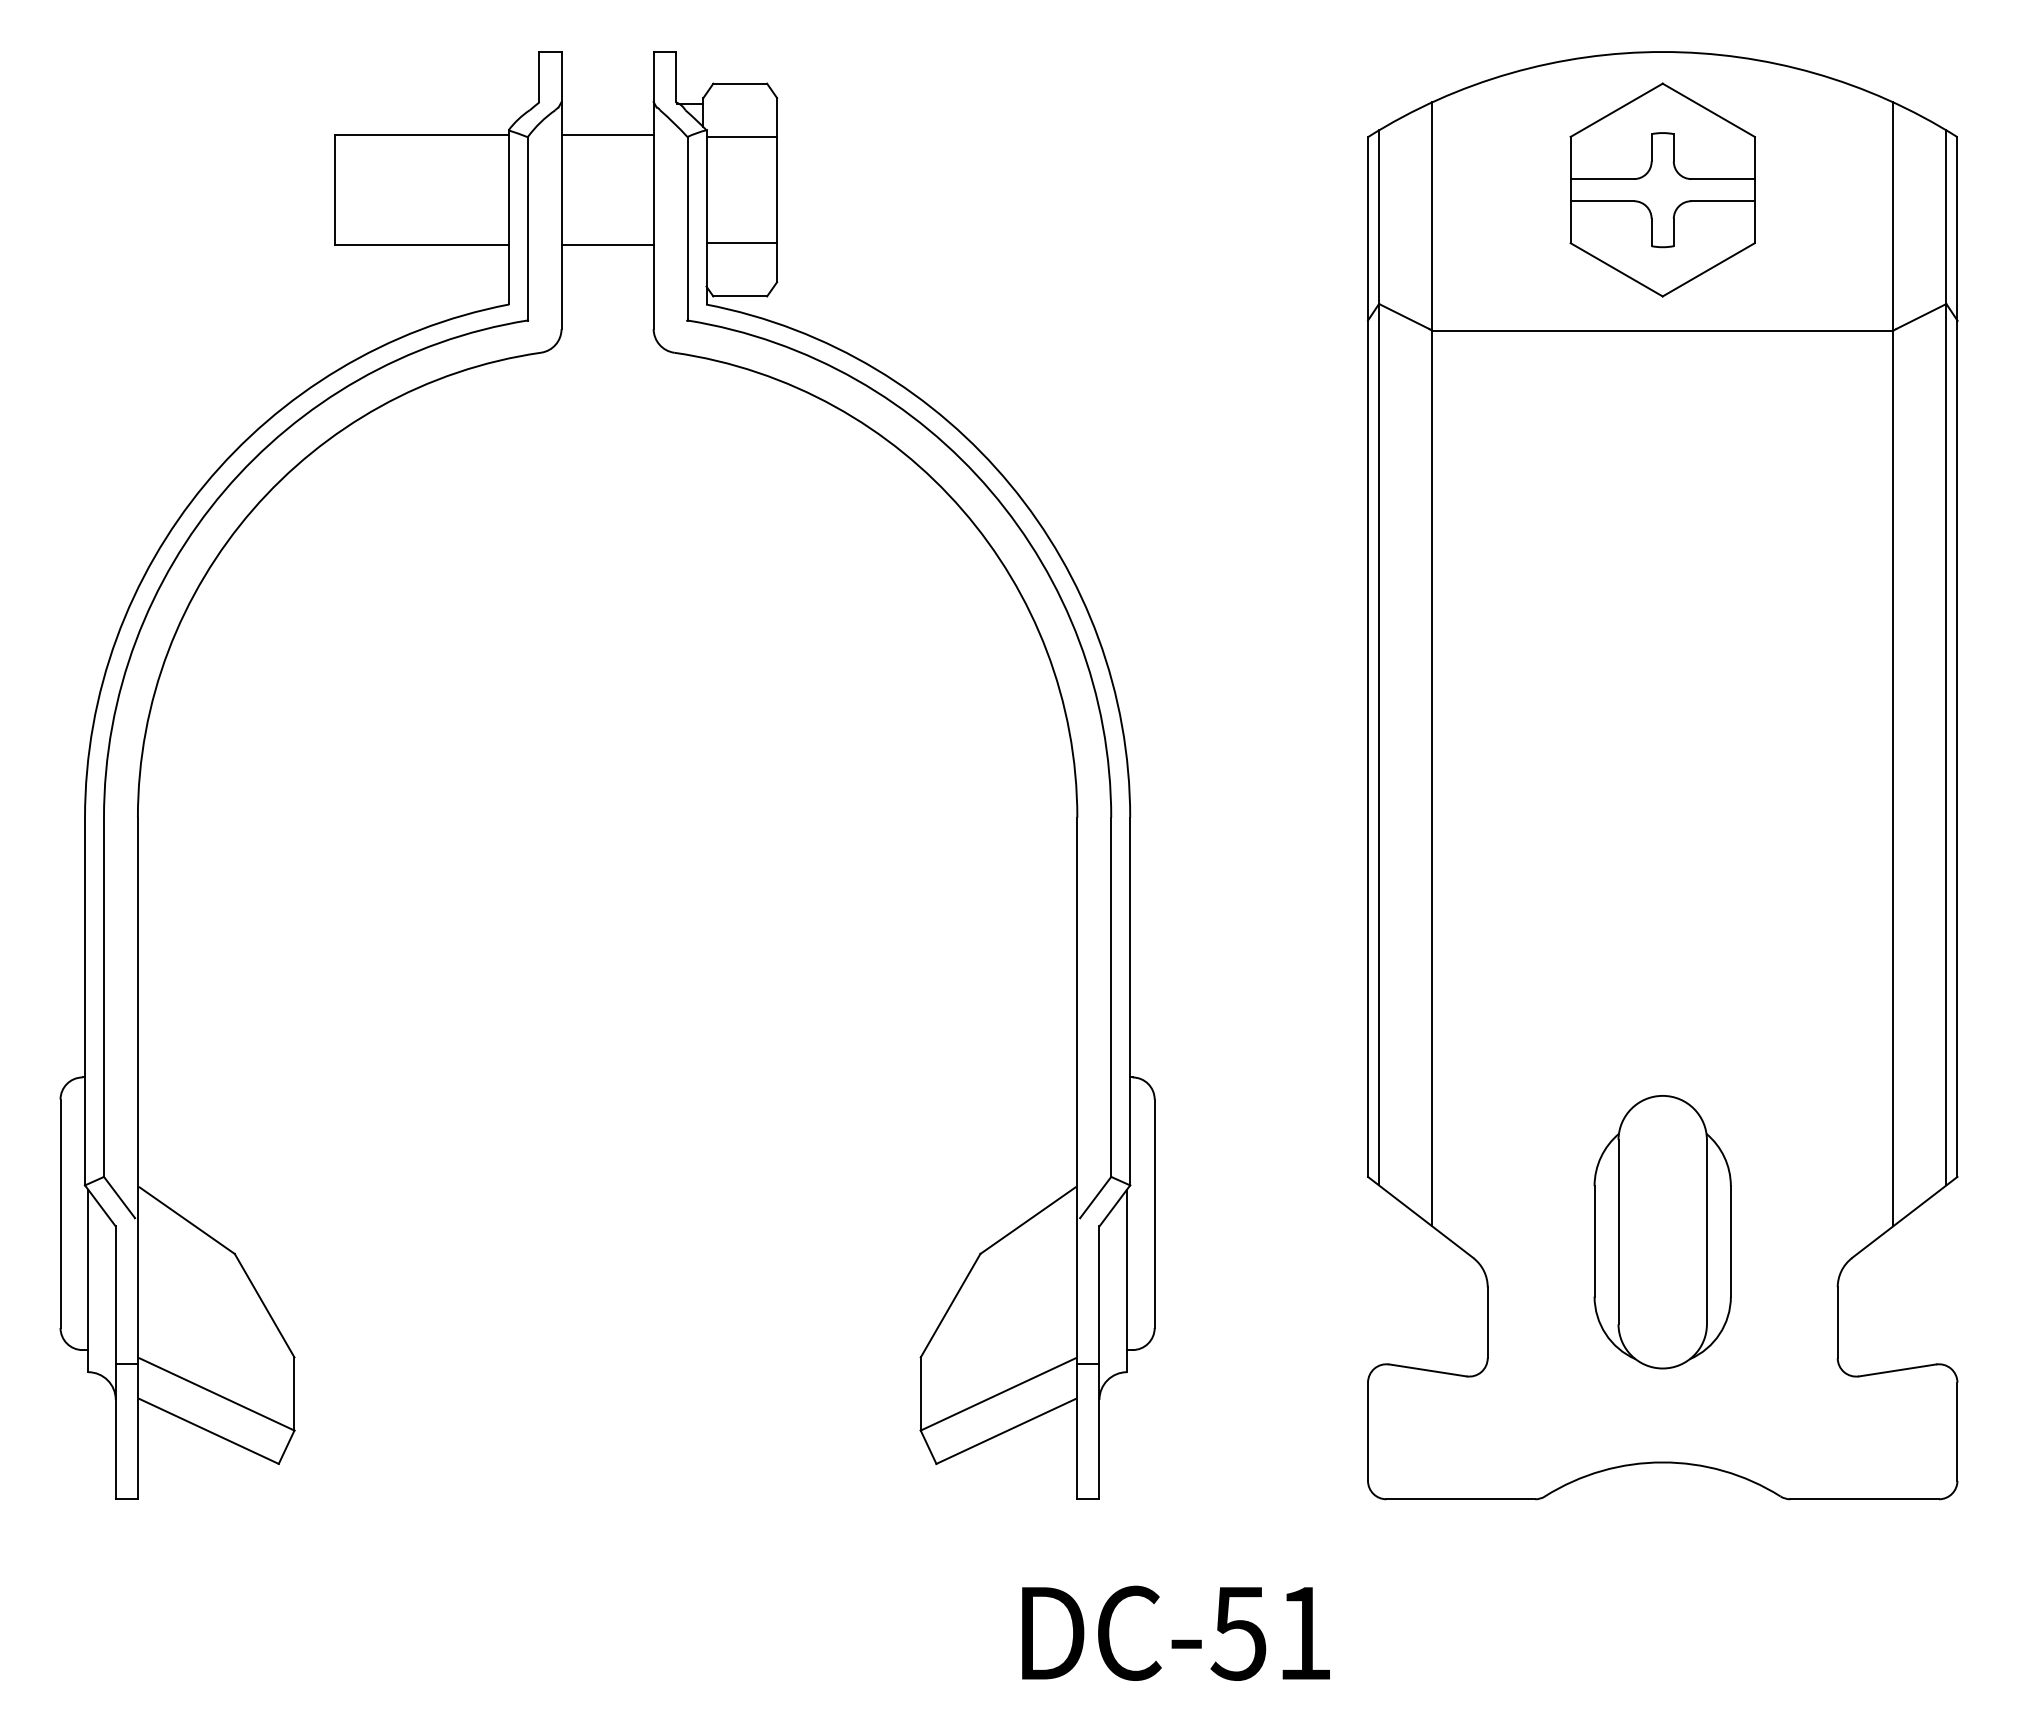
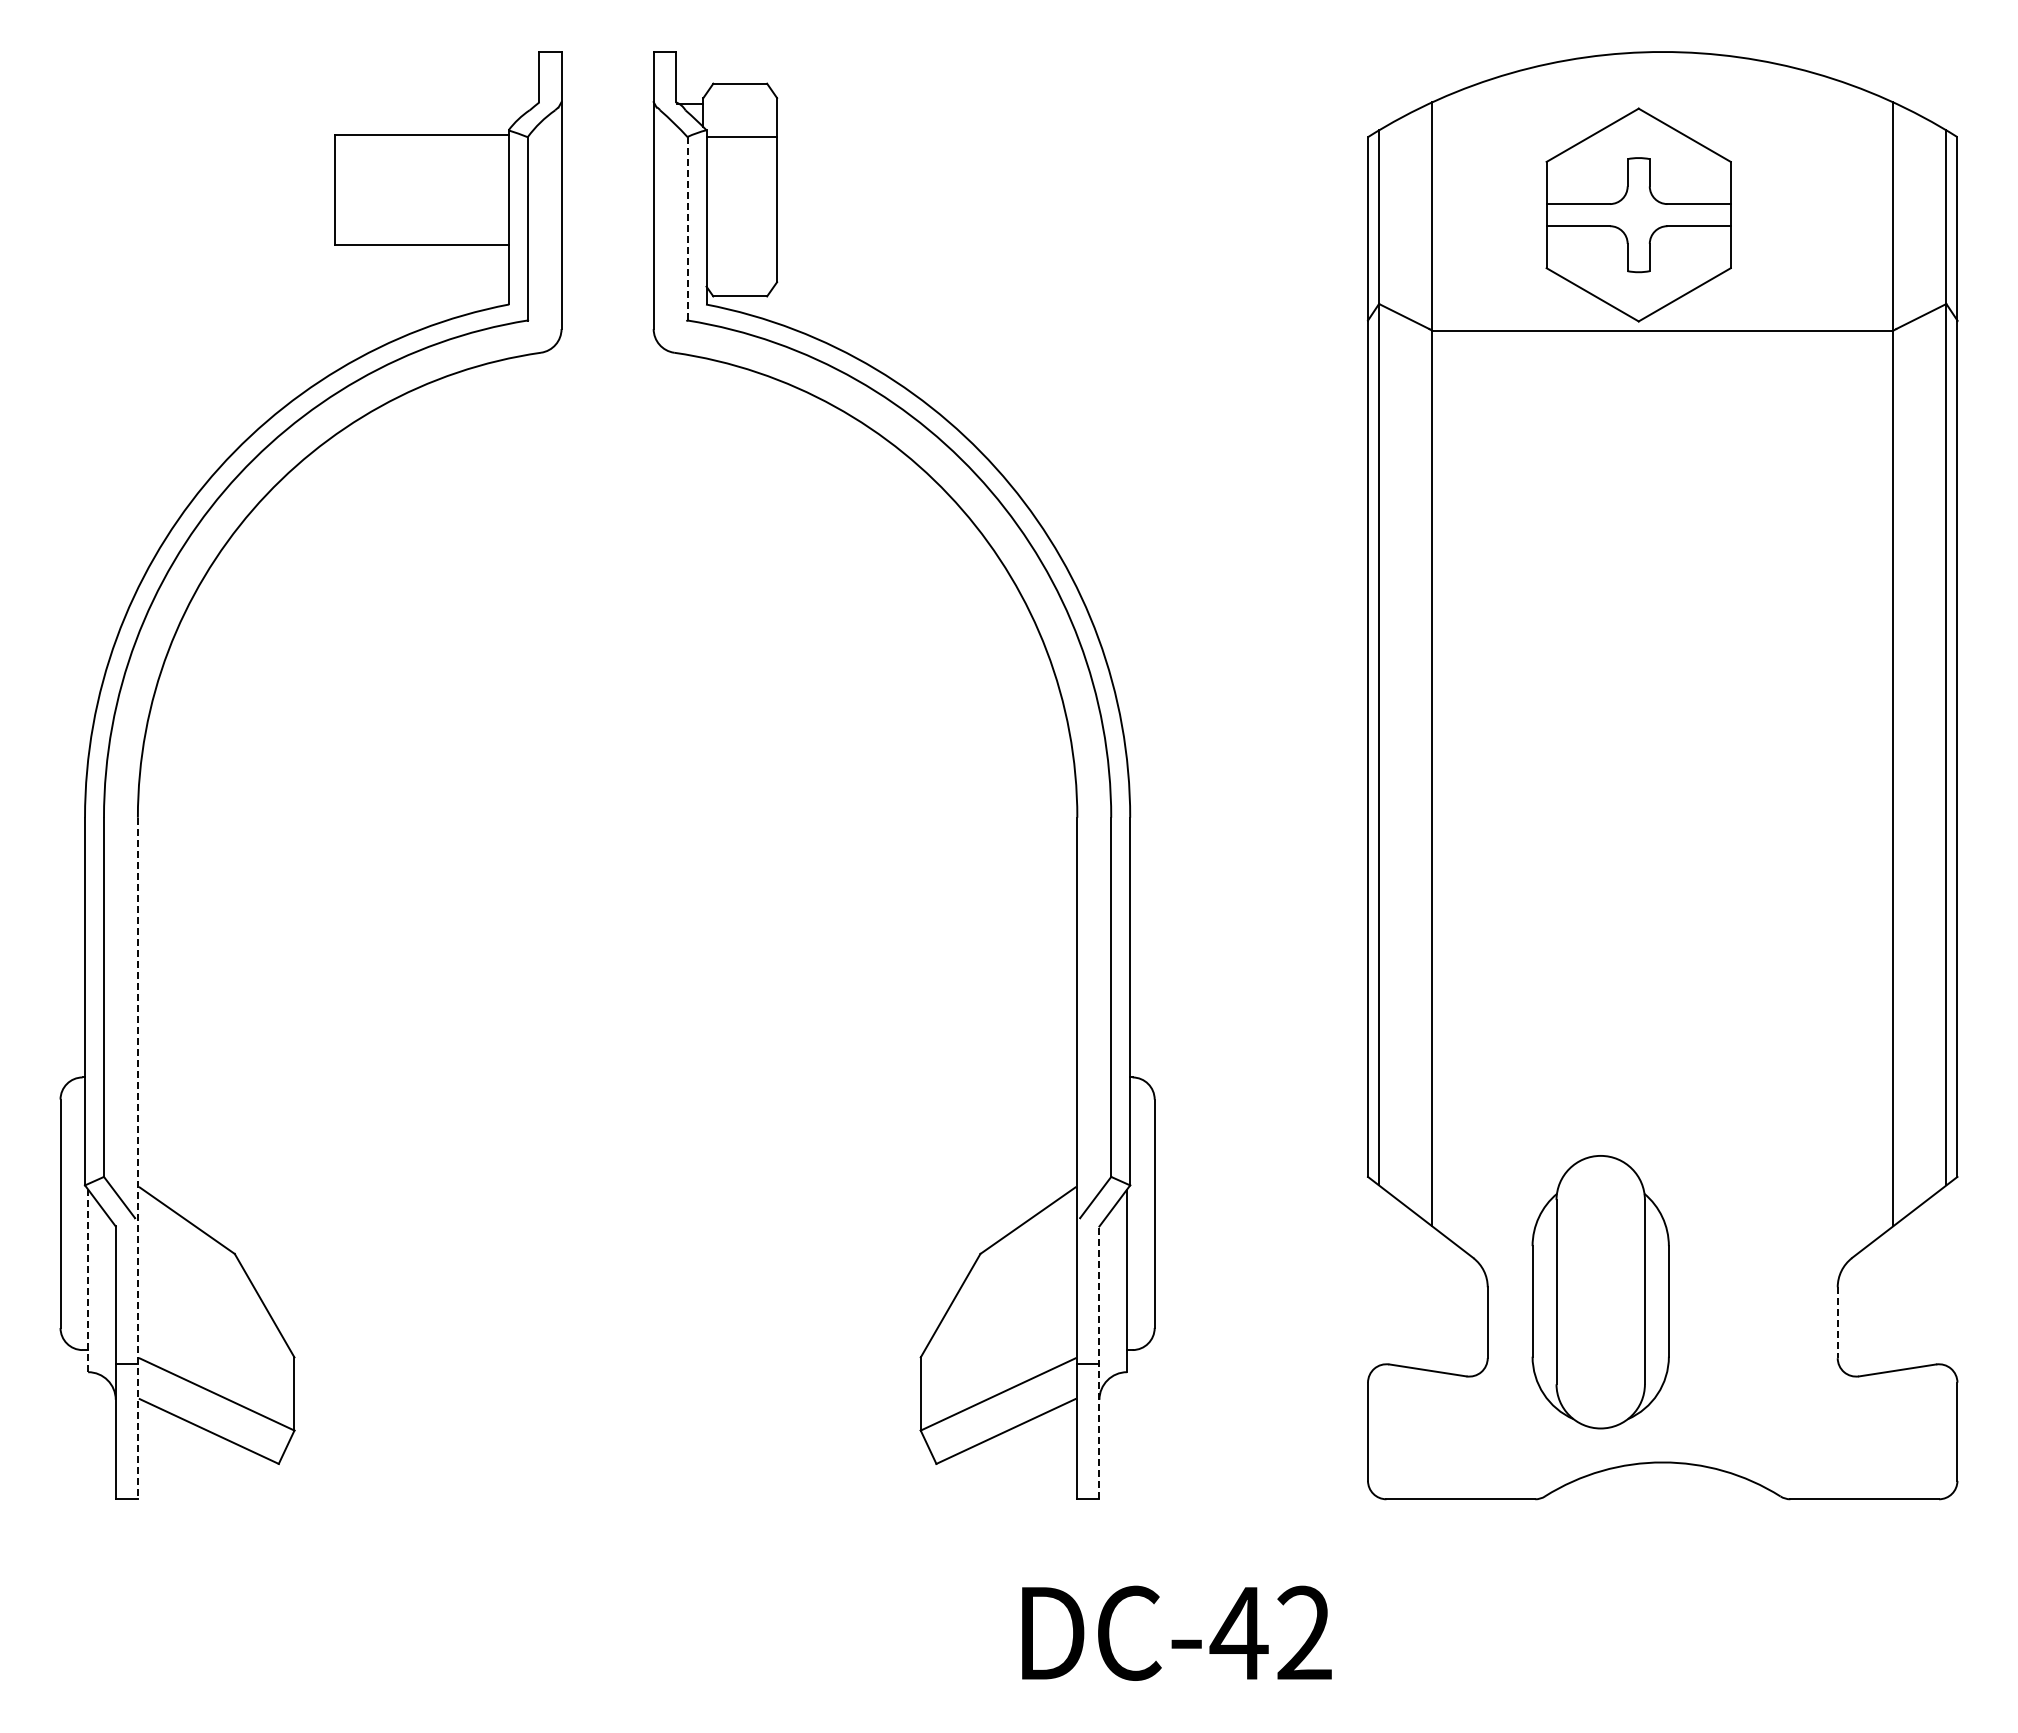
line: present -> none (607, 134)
part position: (1662, 189) -> (1638, 214) (1638, 214)
line: solid -> dashed (687, 228)
line: present -> none (741, 243)
line: present -> none (607, 245)
line: solid -> dashed (137, 1158)
part position: (1662, 1232) -> (1600, 1292) (1600, 1292)
line: solid -> dashed (88, 1280)
line: solid -> dashed (1837, 1323)
line: solid -> dashed (1099, 1362)
text: DC-51 -> DC-42 (1270, 1632)
